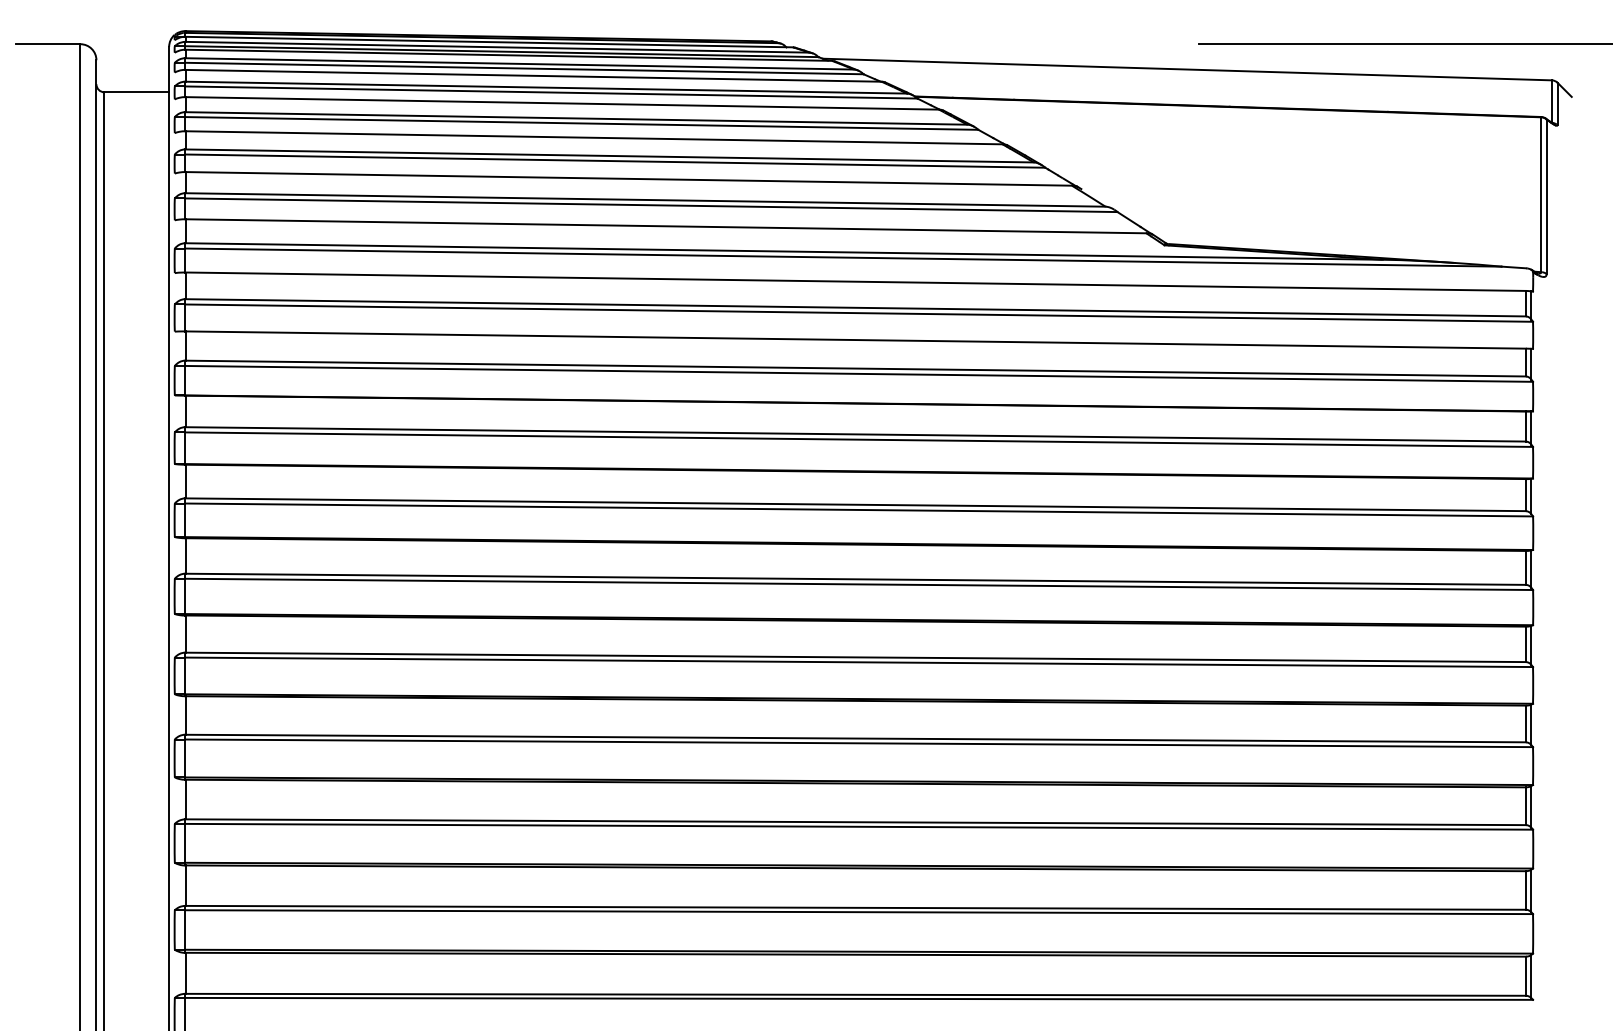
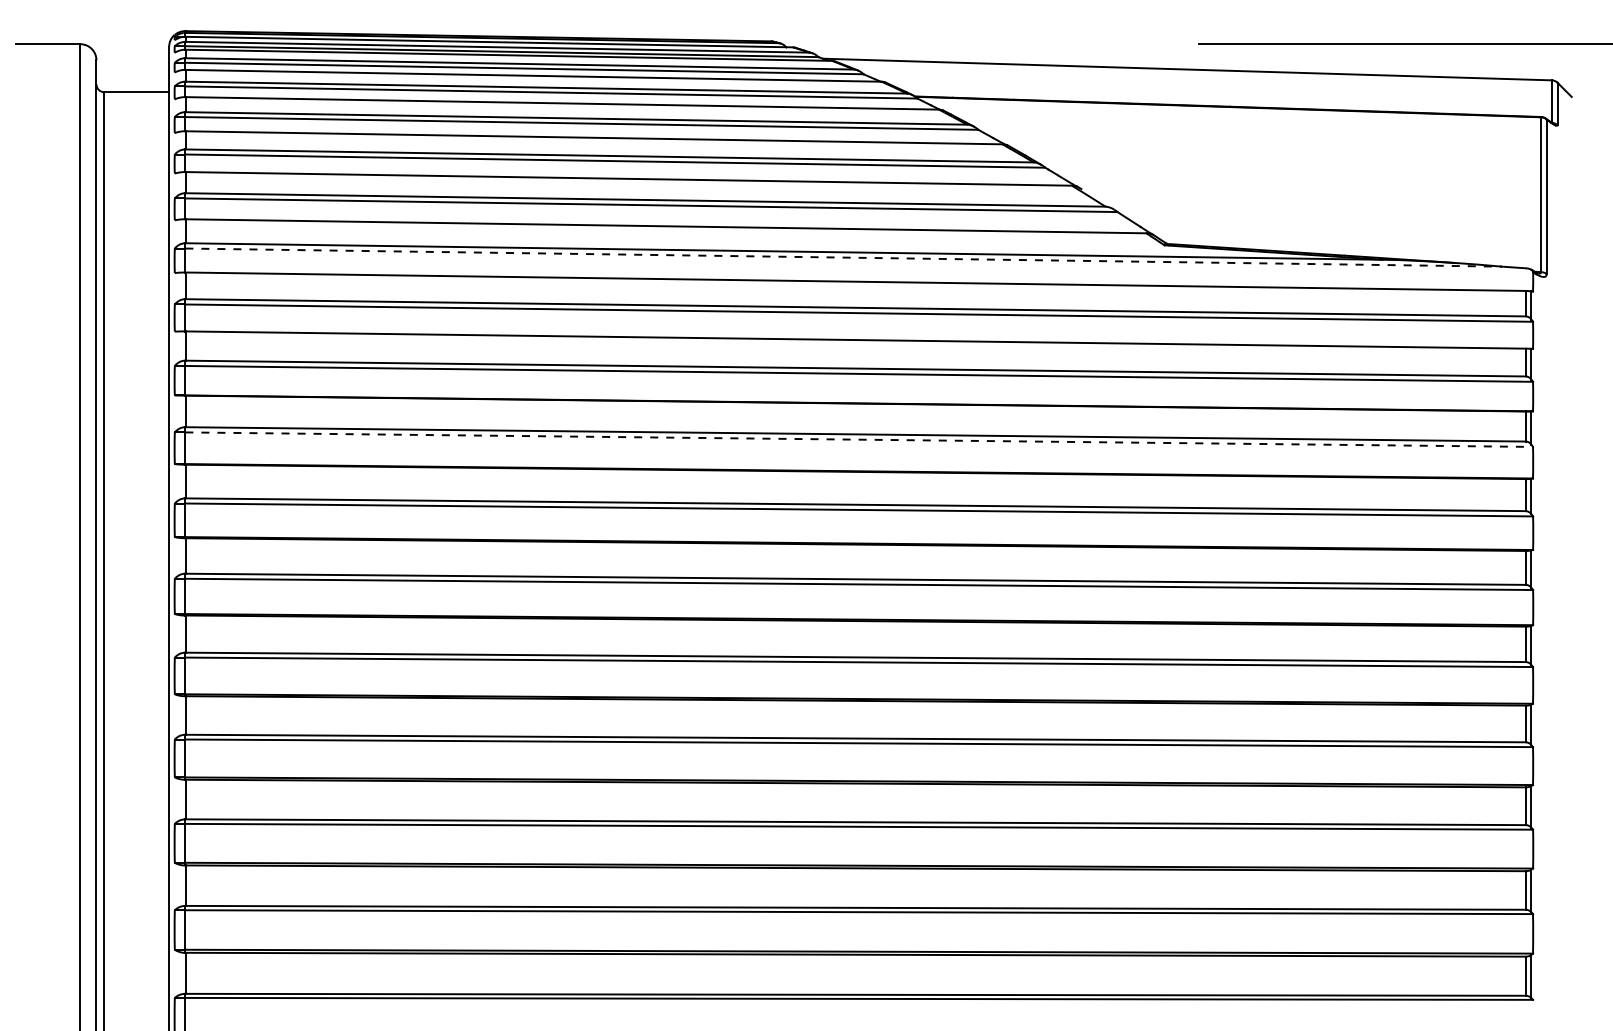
line: solid -> dashed (844, 257)
line: solid -> dashed (859, 439)
